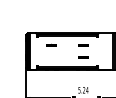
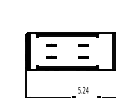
part: none -> present (51, 56)
